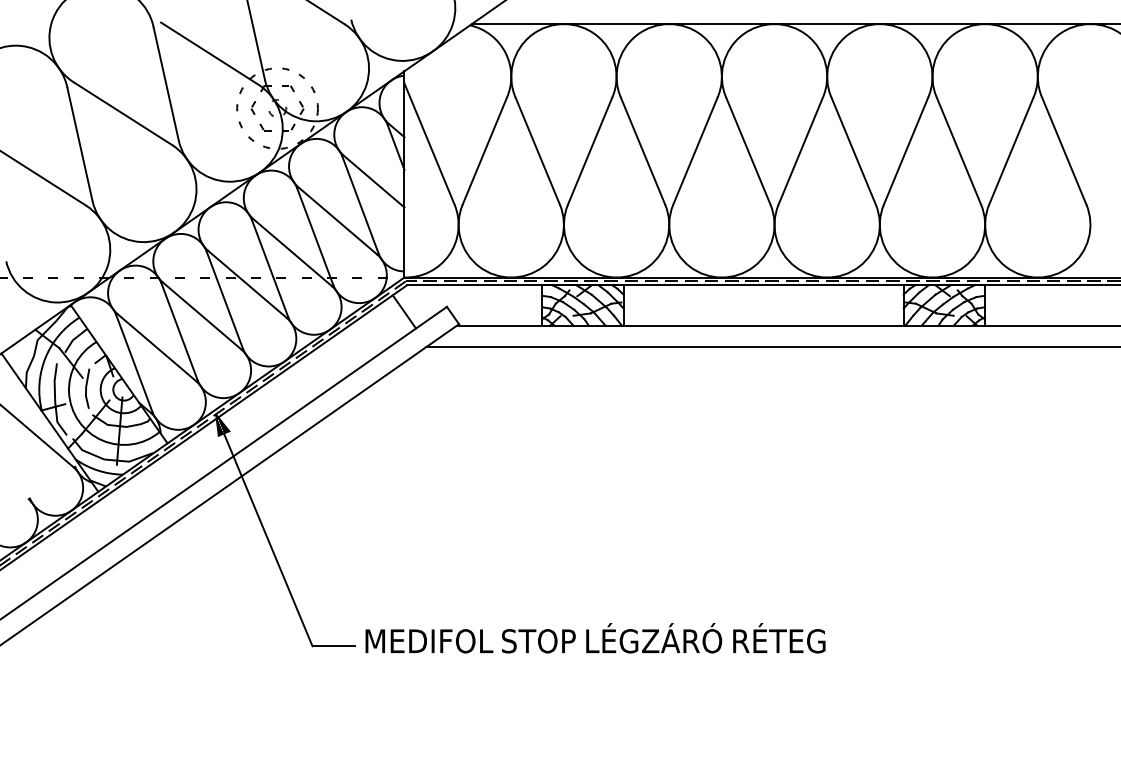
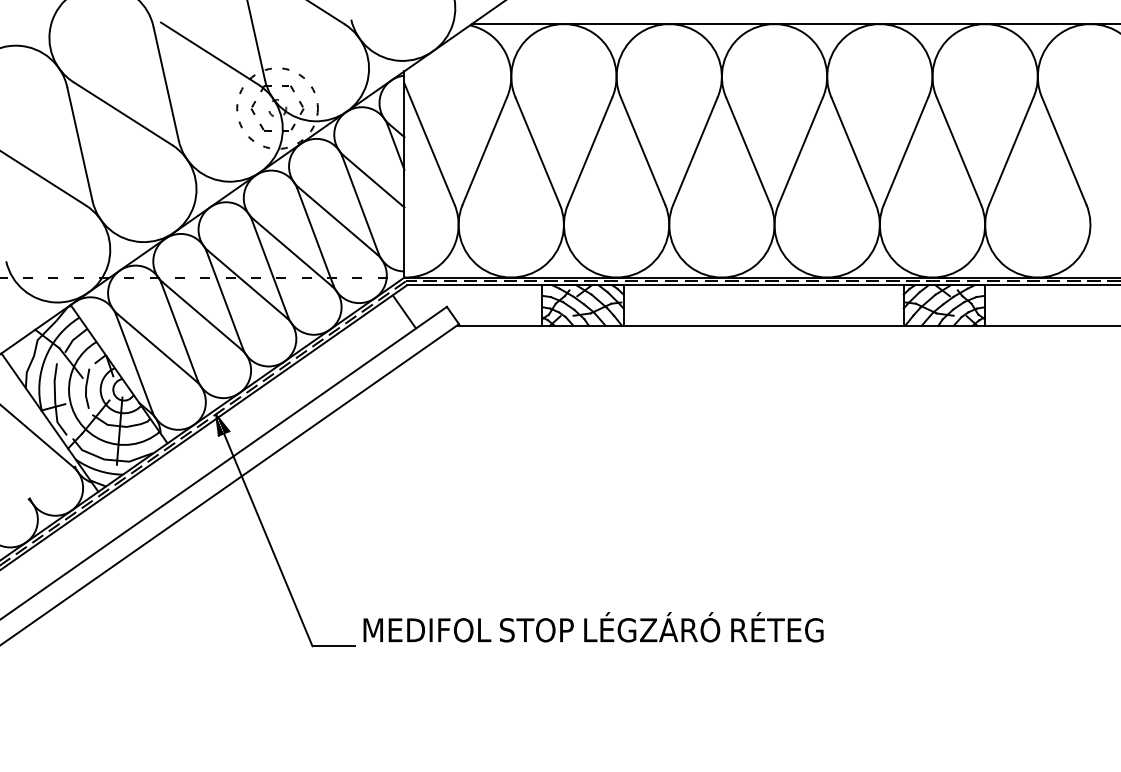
line: present -> none (771, 347)
text position: (595, 638) -> (593, 627) (593, 627)
